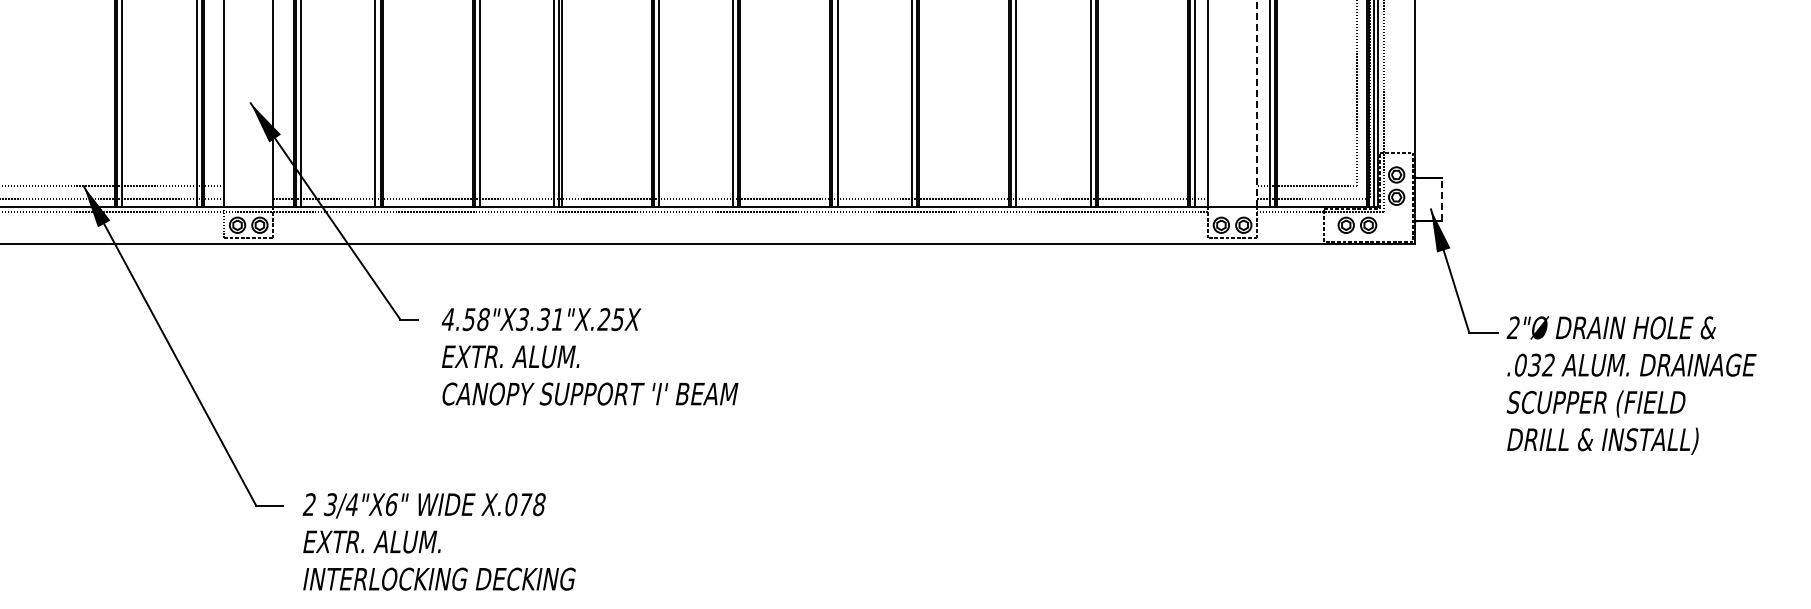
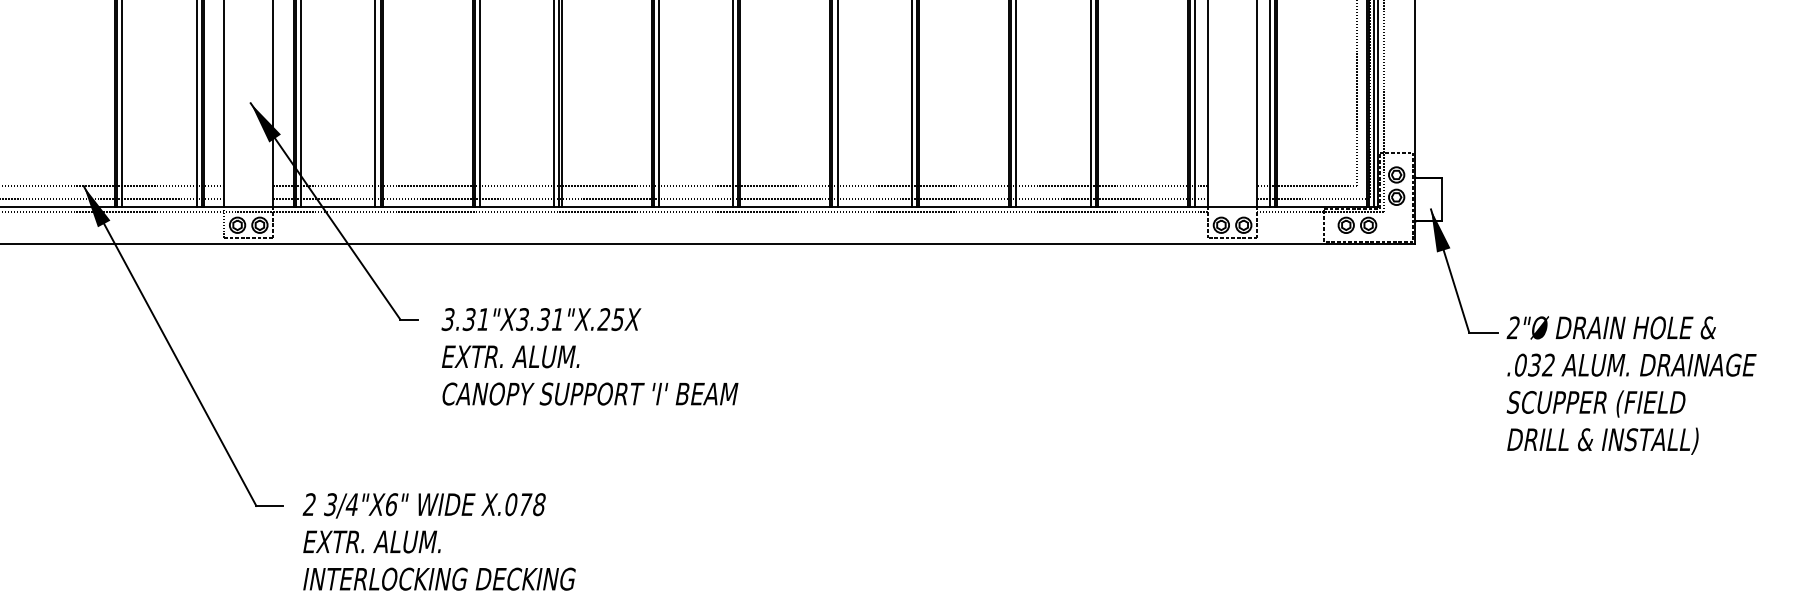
line: dashed -> solid (1257, 103)
line: none -> present (740, 186)
line: dashed -> solid (1441, 199)
text: 4.58"X3.31"X.25X -> 3.31"X3.31"X.25X (465, 319)
